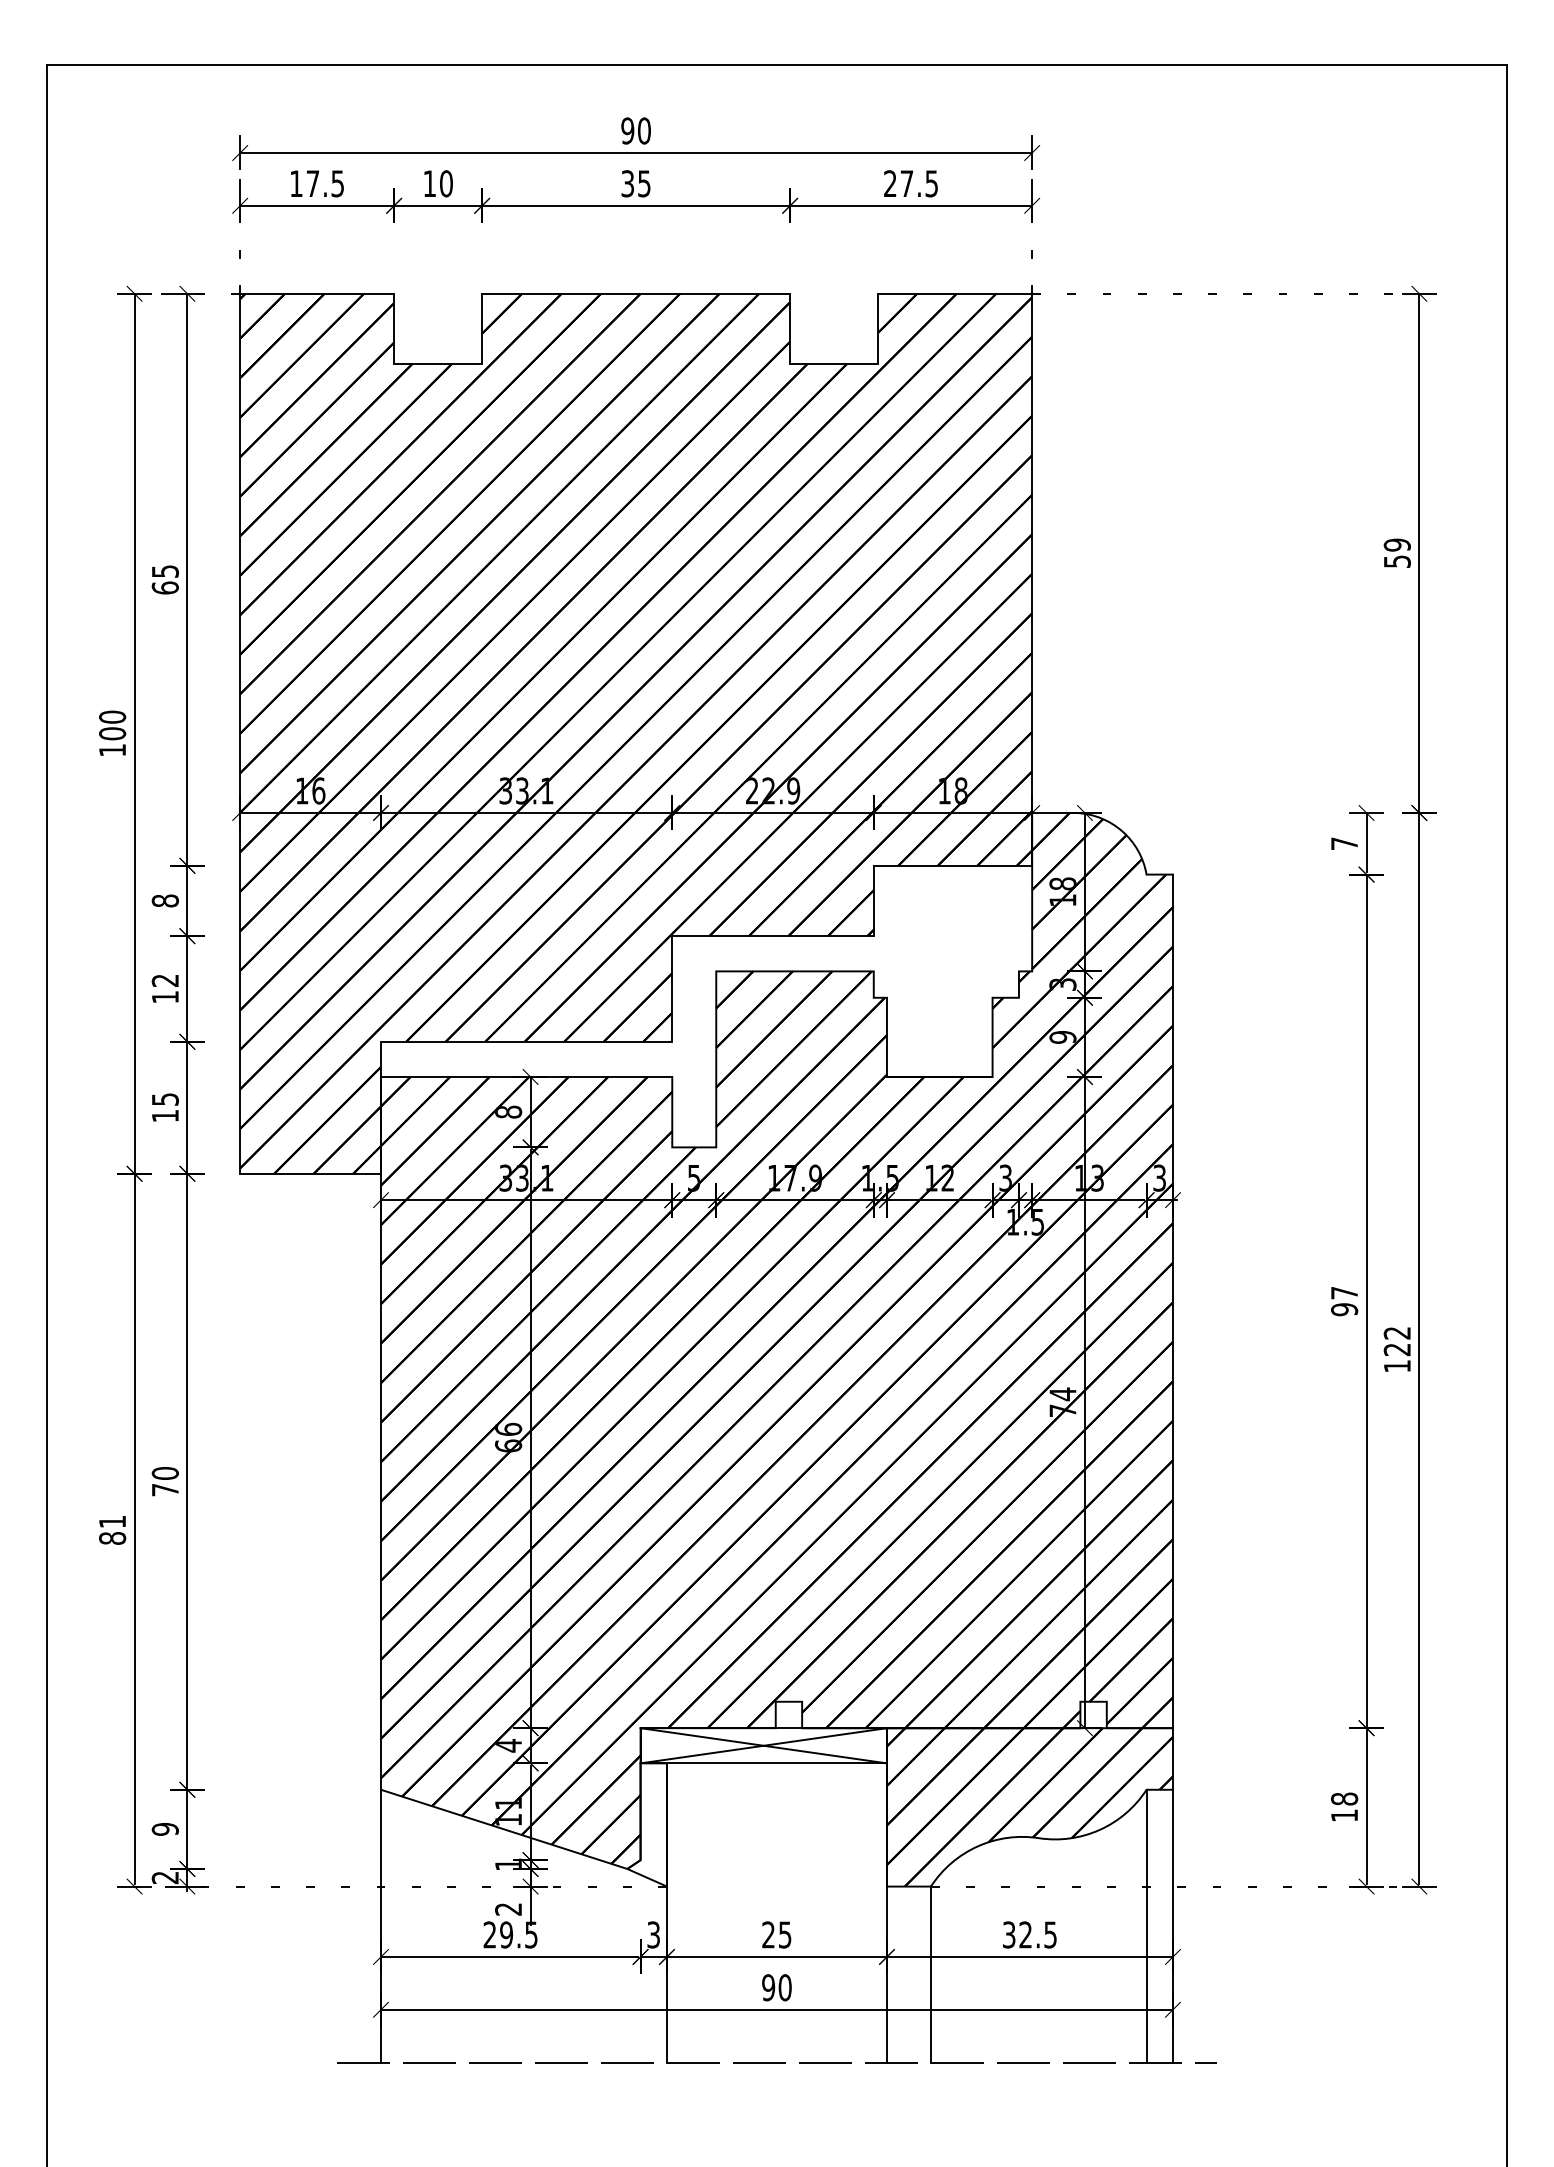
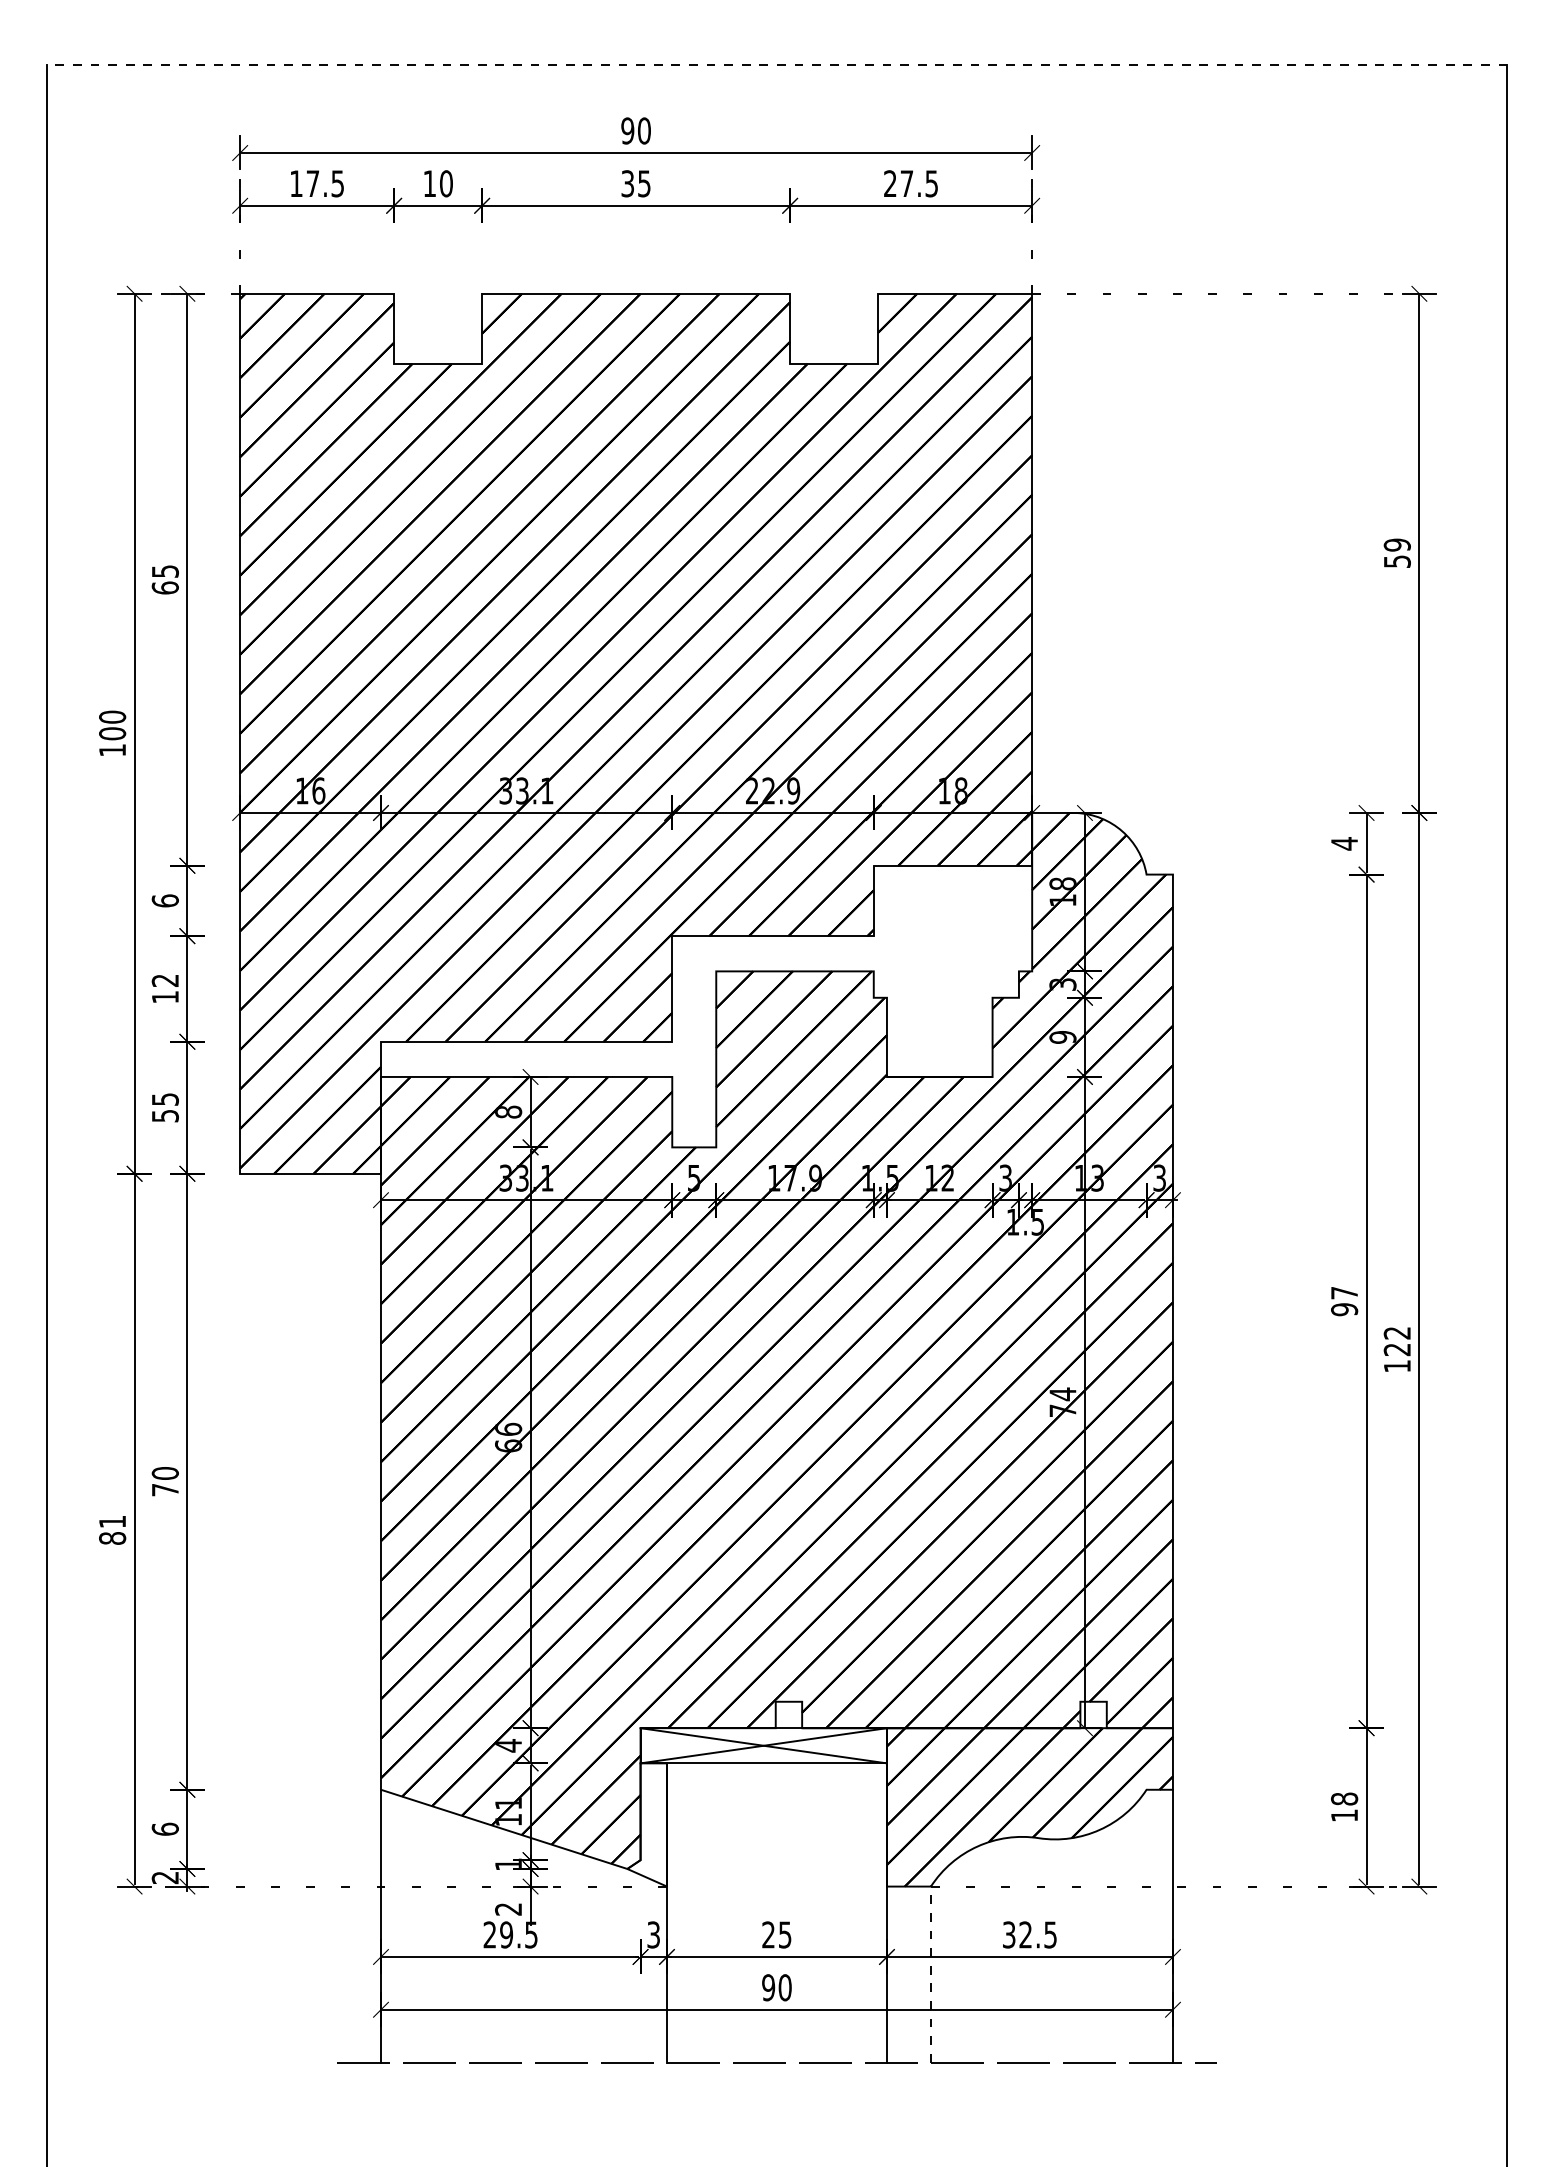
line: solid -> dashed (776, 65)
text: 7 -> 4 (1344, 843)
text: 8 -> 6 (164, 900)
text: 15 -> 55 (165, 1116)
text: 9 -> 6 (164, 1828)
line: present -> none (1146, 1925)
line: solid -> dashed (931, 1974)
